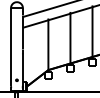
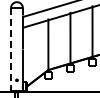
line: solid -> dashed (11, 47)
